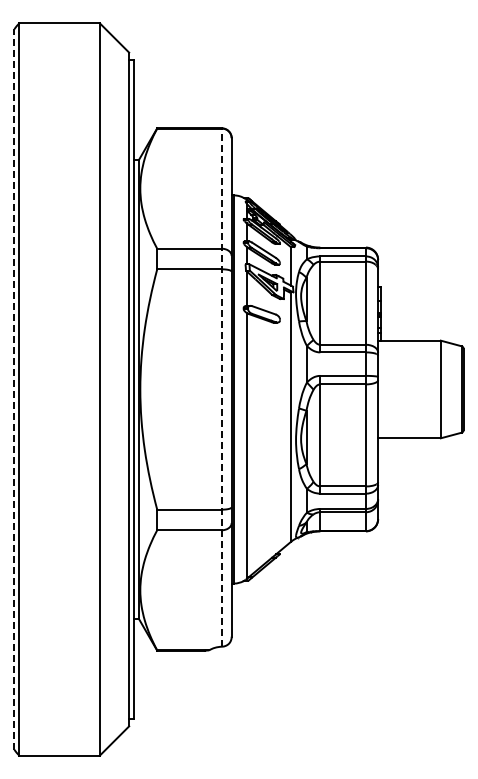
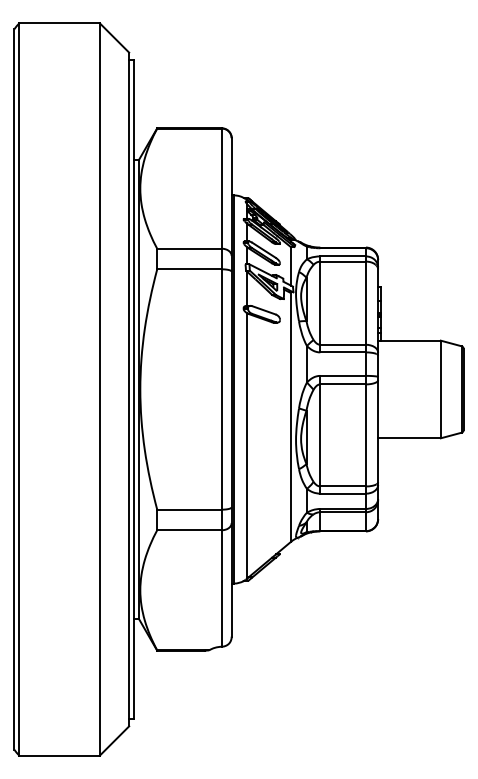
line: dashed -> solid (221, 387)
line: dashed -> solid (14, 388)
